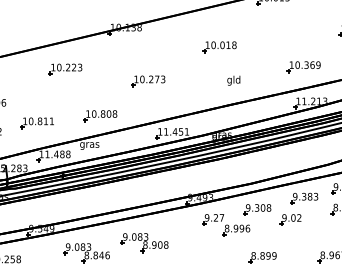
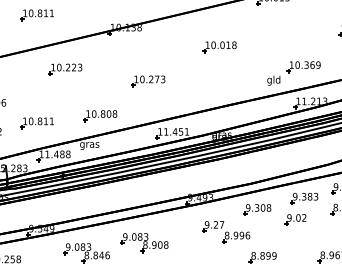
part: none -> present (36, 15)
text position: (233, 80) -> (273, 80) (273, 80)
part position: (290, 219) -> (295, 219) (295, 219)
part position: (226, 225) -> (226, 232) (226, 232)
